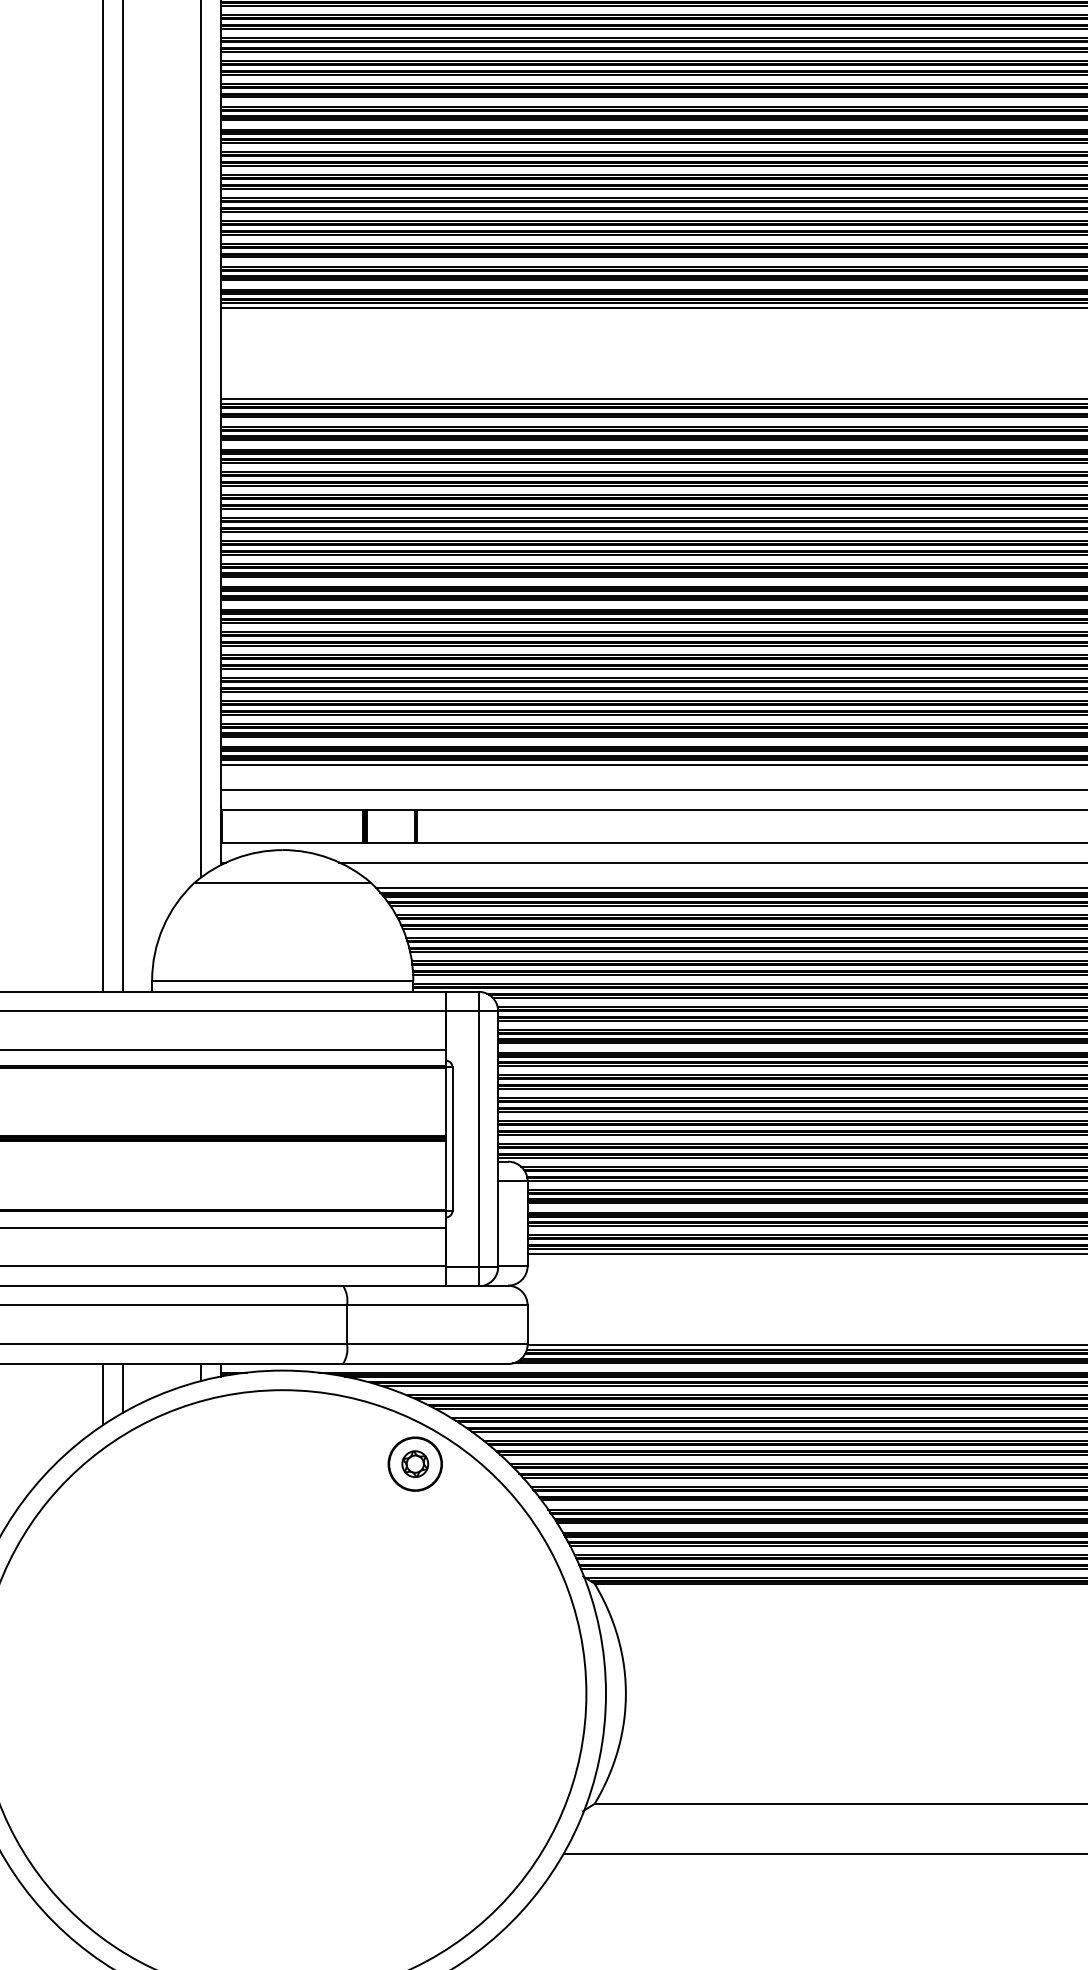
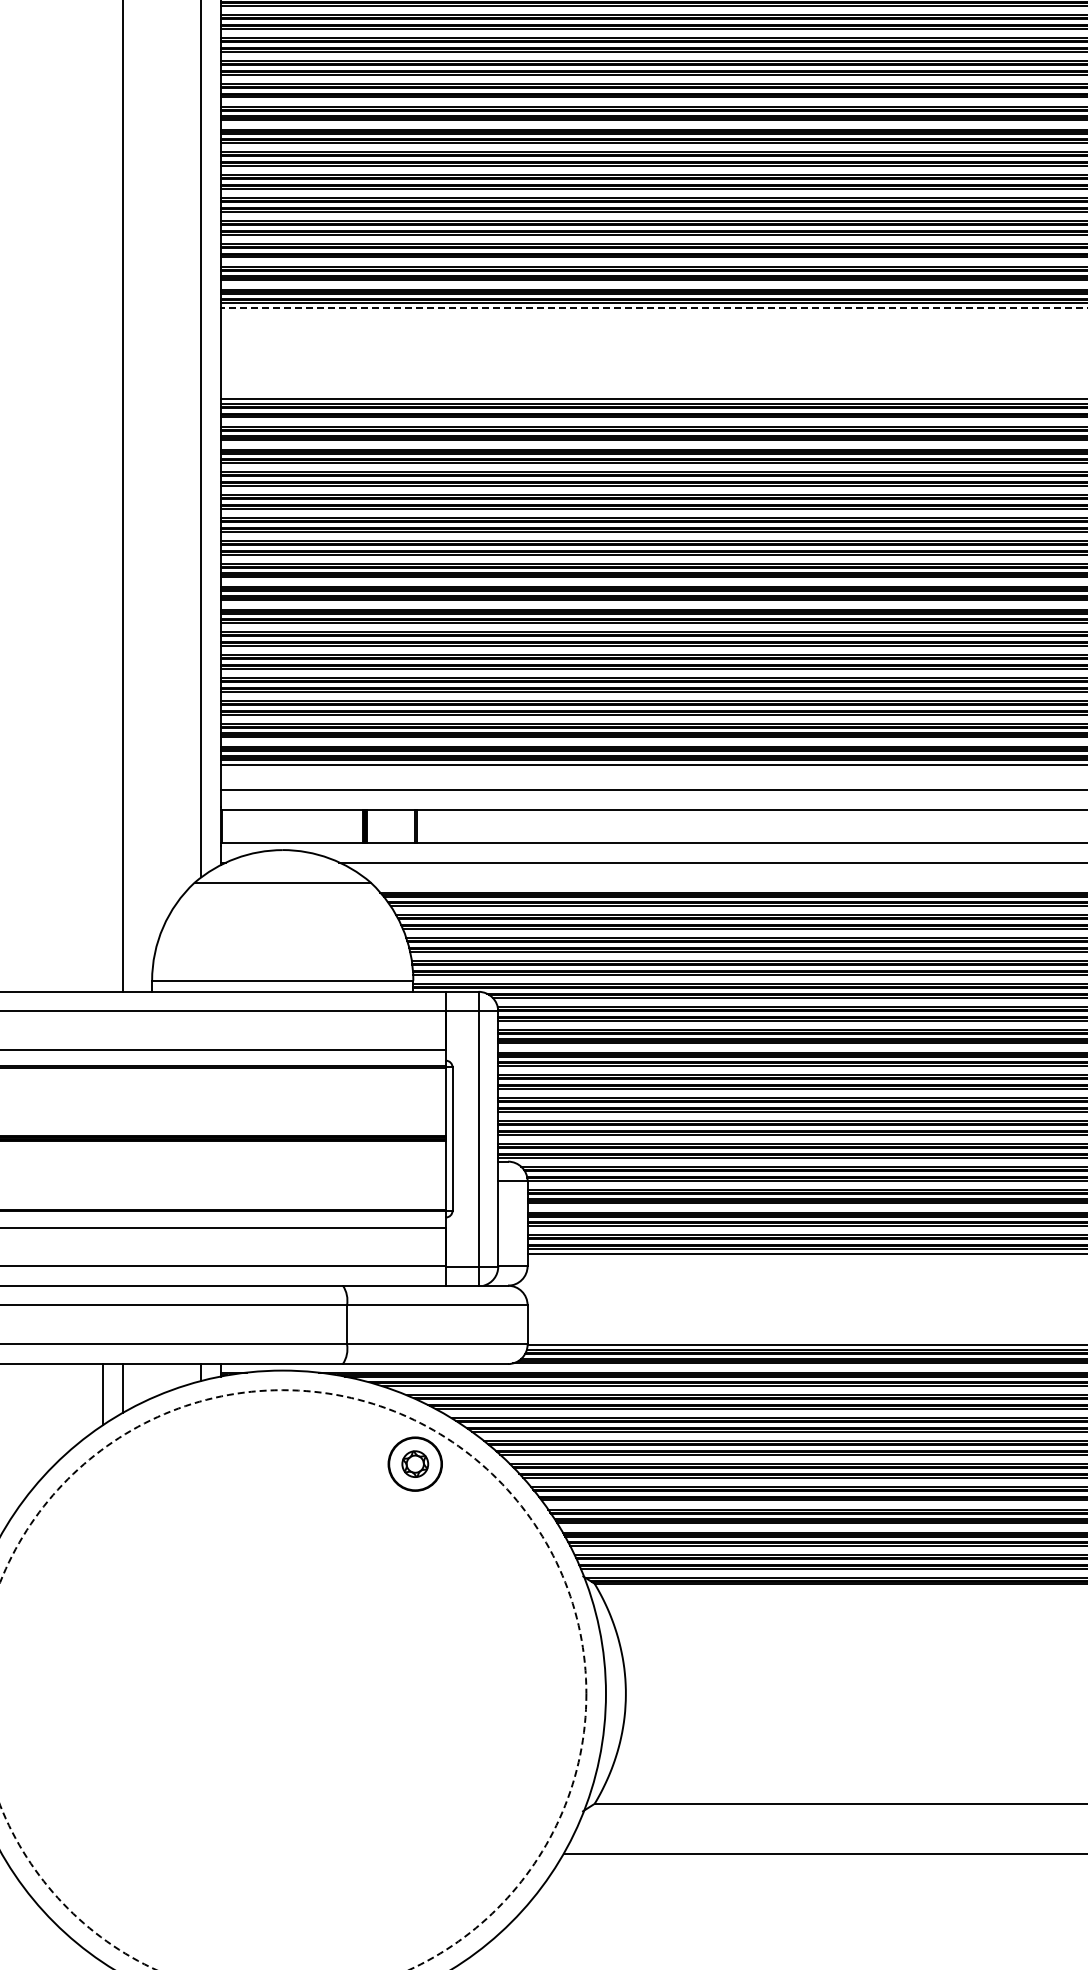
line: solid -> dashed (653, 307)
line: present -> none (103, 496)
line: present -> none (730, 888)
circle: solid -> dashed (293, 1679)
